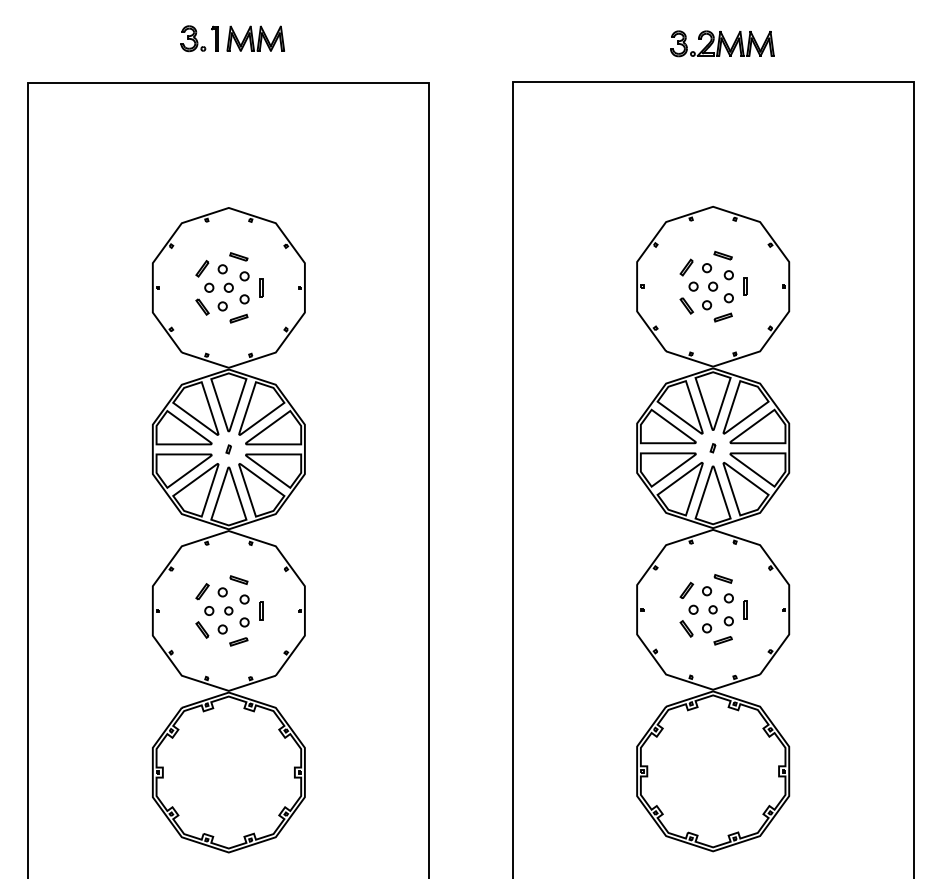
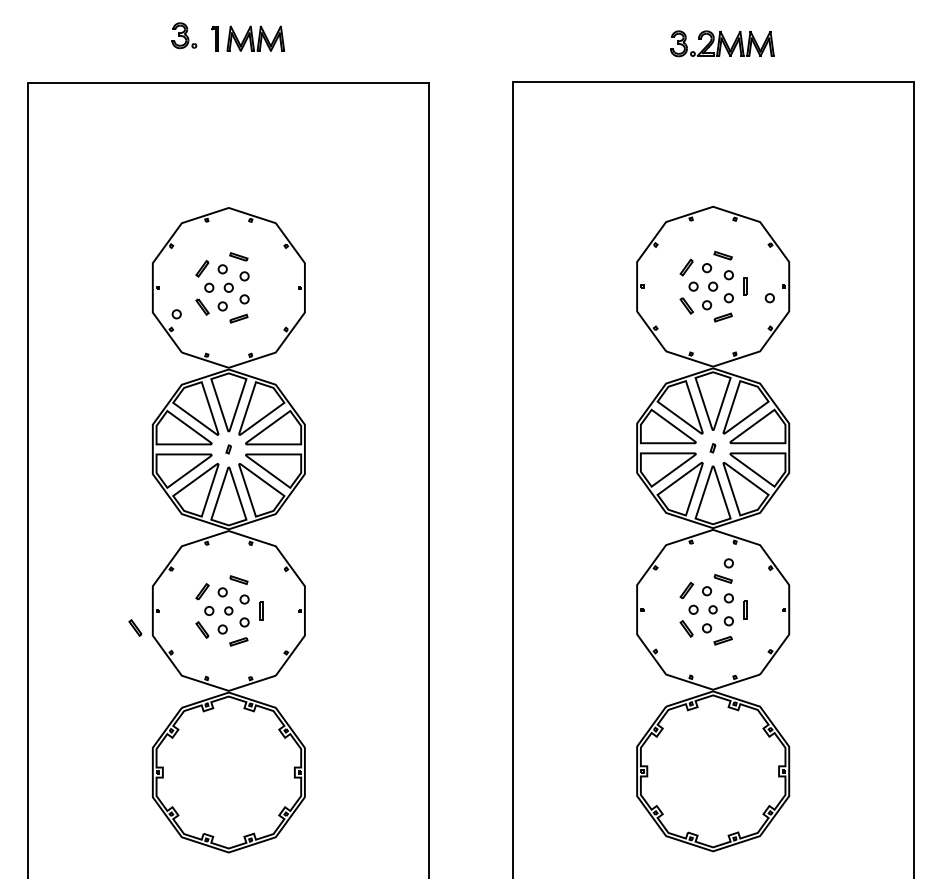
part position: (193, 38) -> (184, 35) (184, 35)
part: present -> none (261, 287)
circle: none -> present (769, 298)
circle: none -> present (176, 314)
circle: none -> present (728, 563)
part: none -> present (135, 627)
